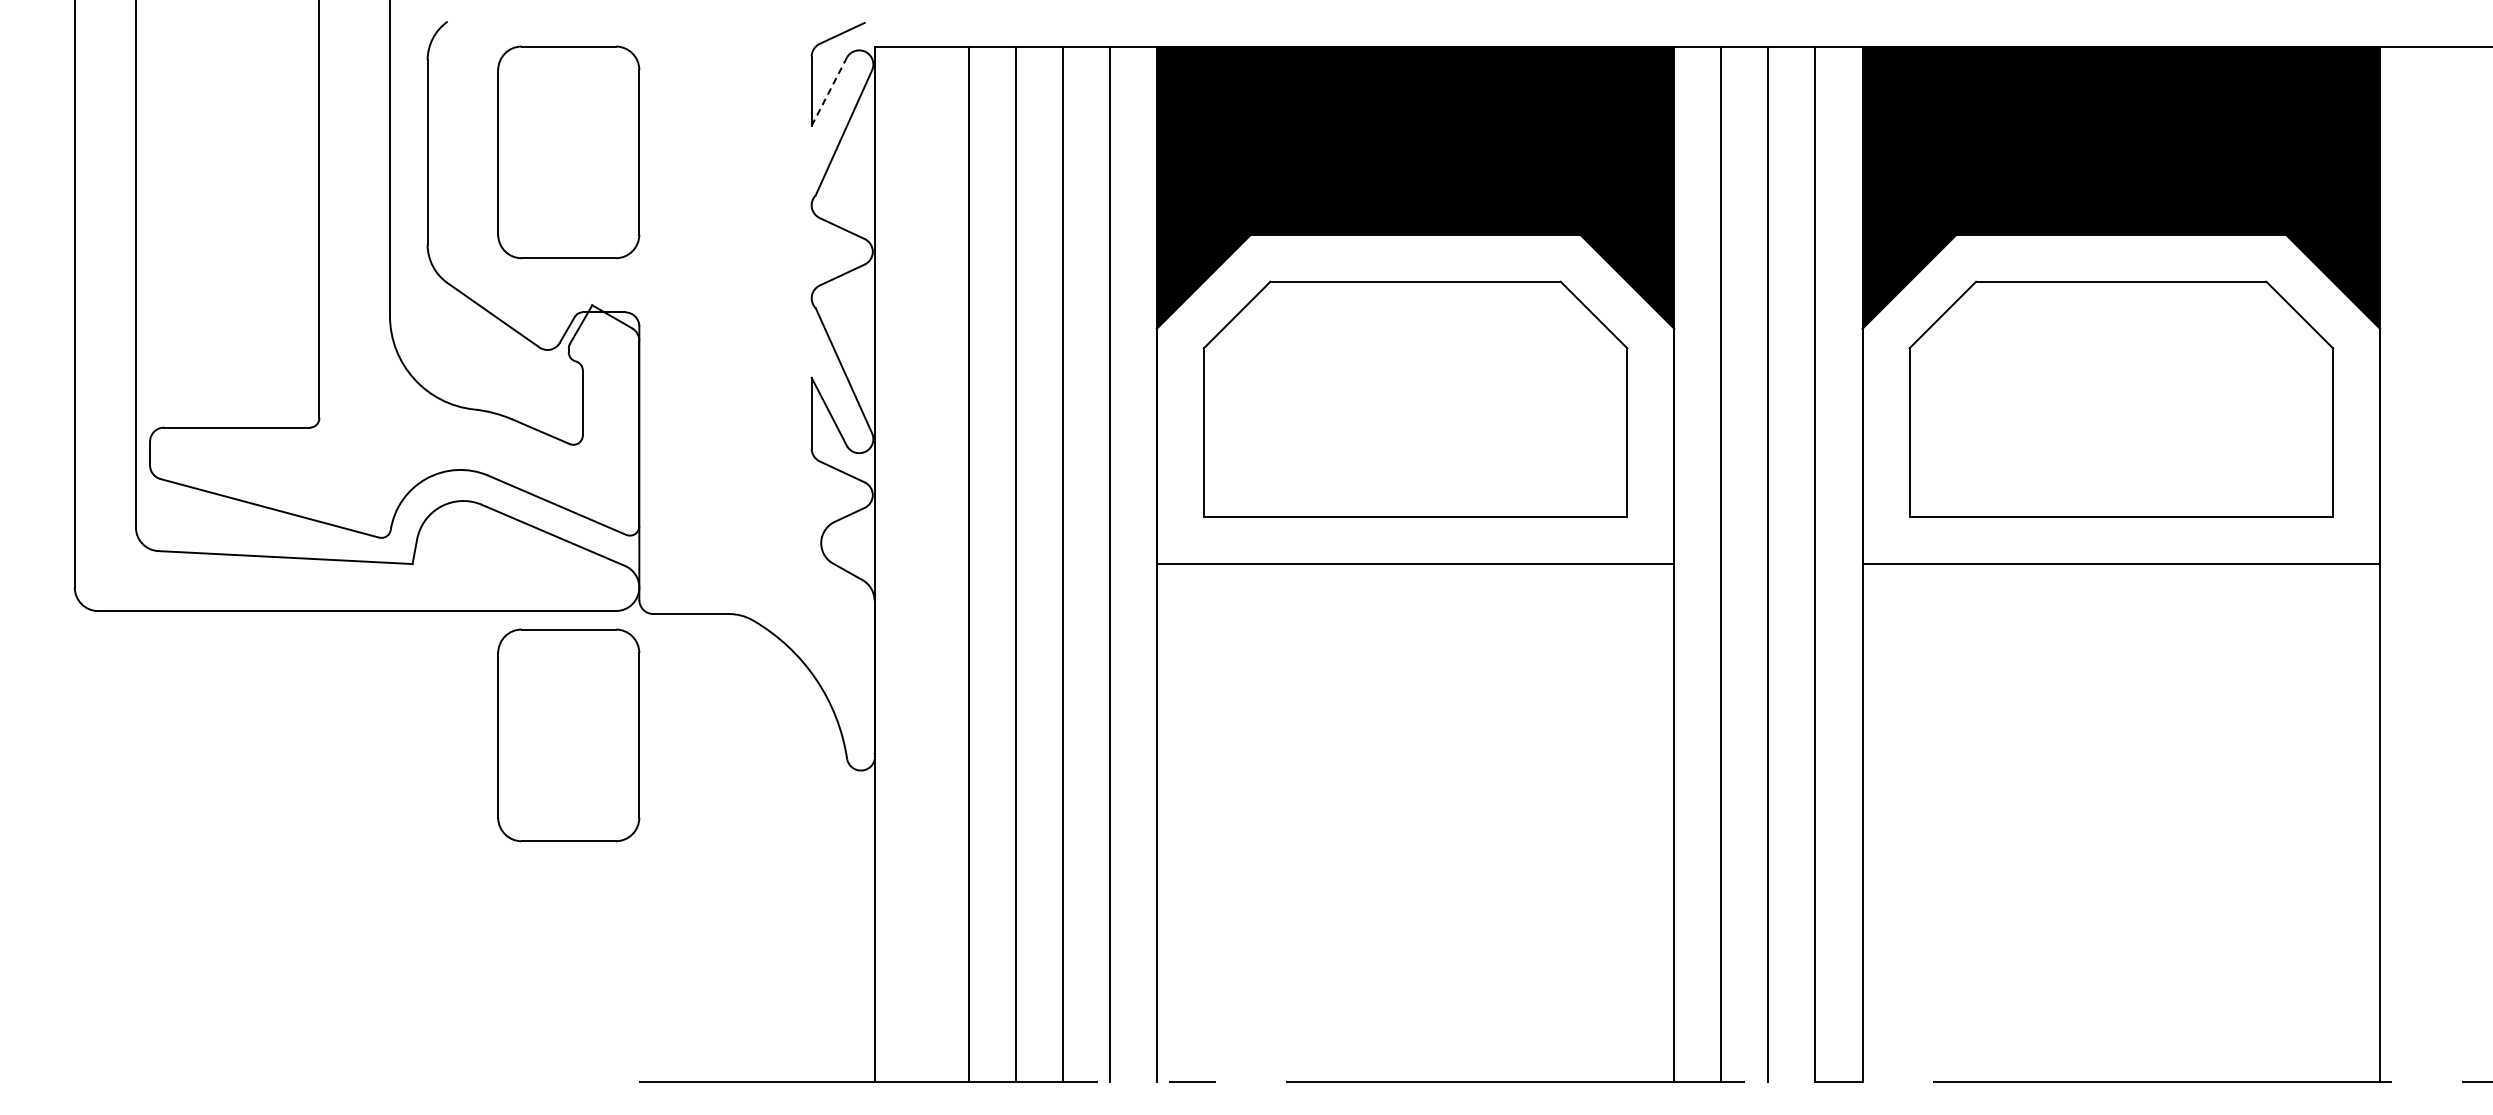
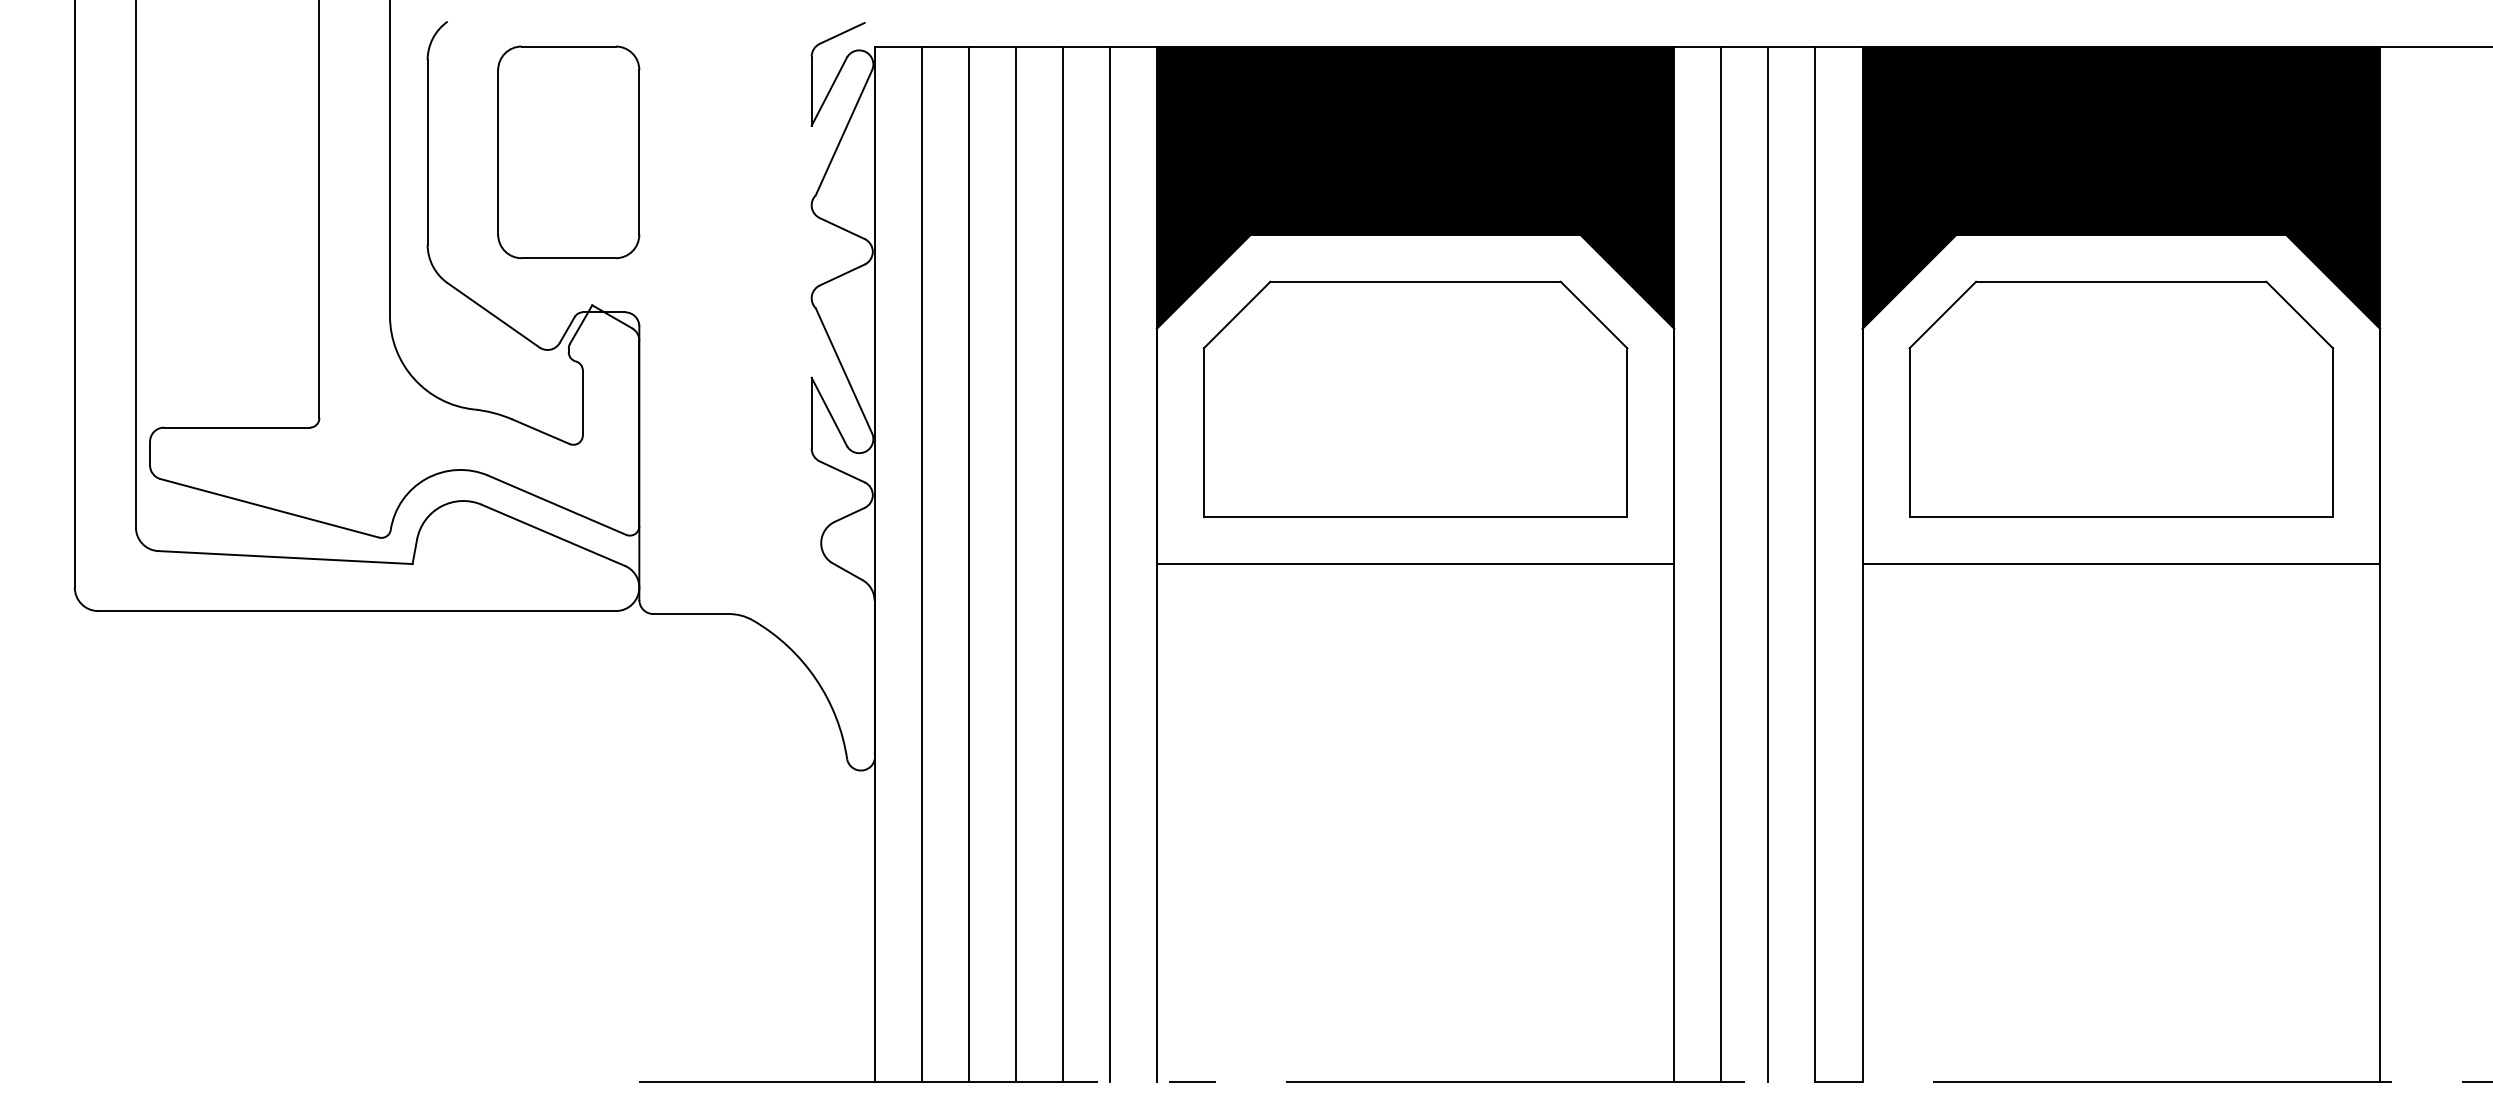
line: dashed -> solid (829, 91)
line: none -> present (921, 563)
part: present -> none (568, 735)
